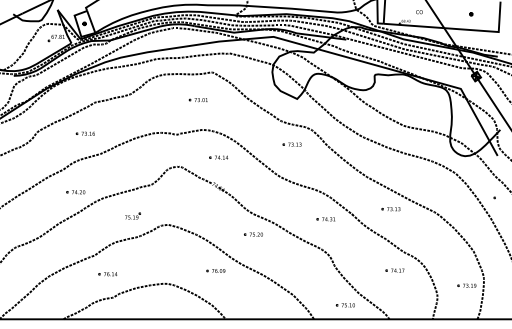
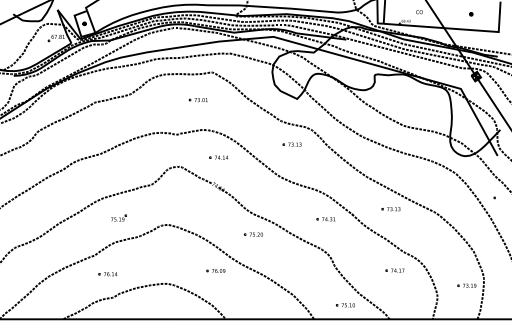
part: present -> none (84, 133)
part: present -> none (75, 192)
part position: (132, 215) -> (118, 217) (118, 217)
